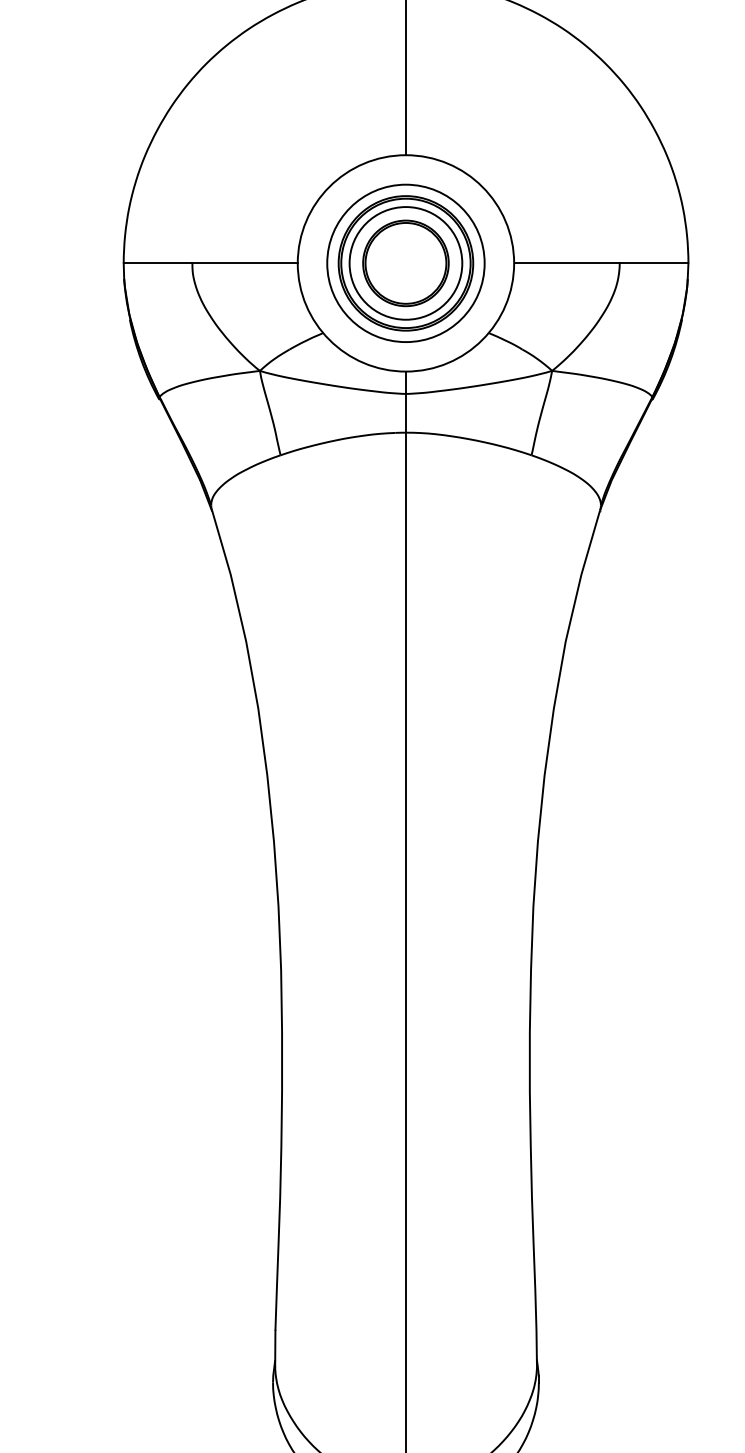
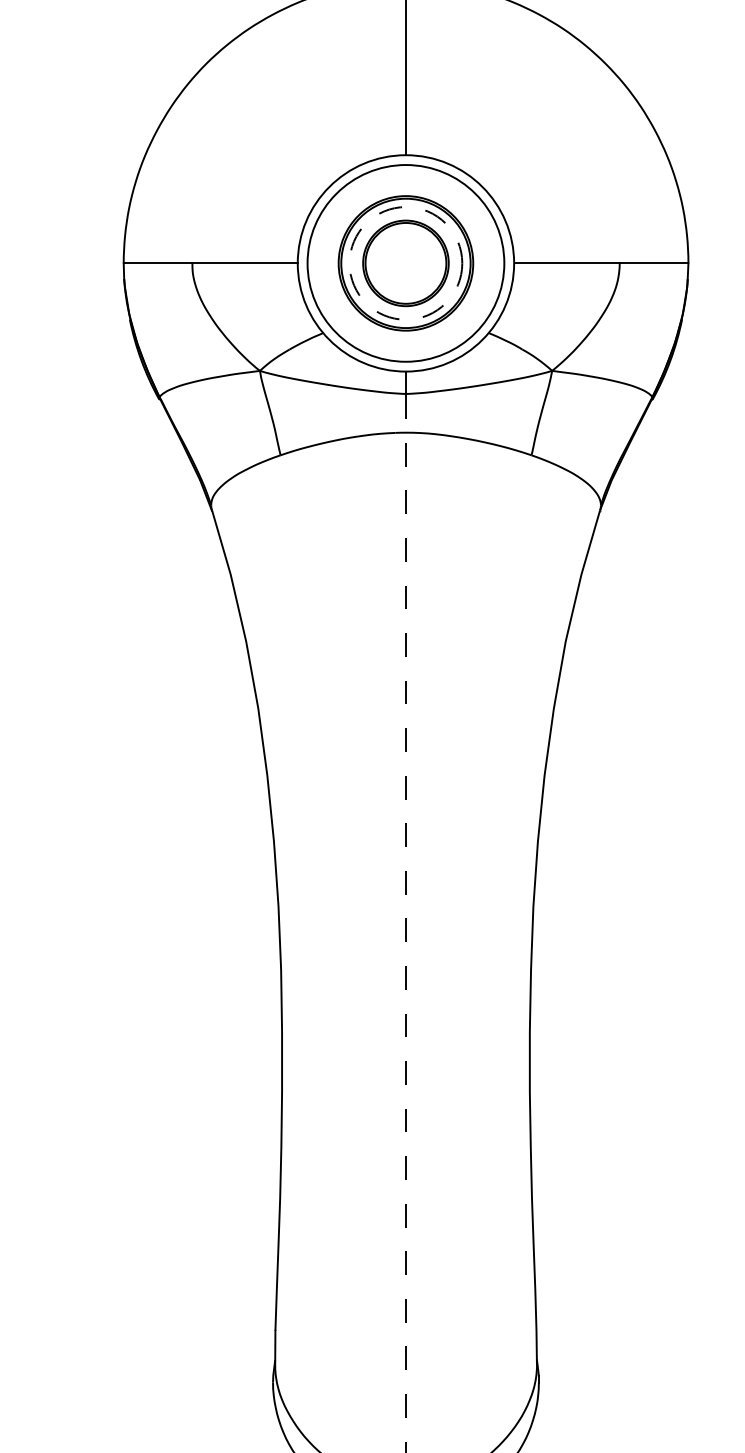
circle diameter: 157 px -> 197 px (405, 263)
circle: solid -> dashed (405, 263)
line: solid -> dashed (405, 922)
